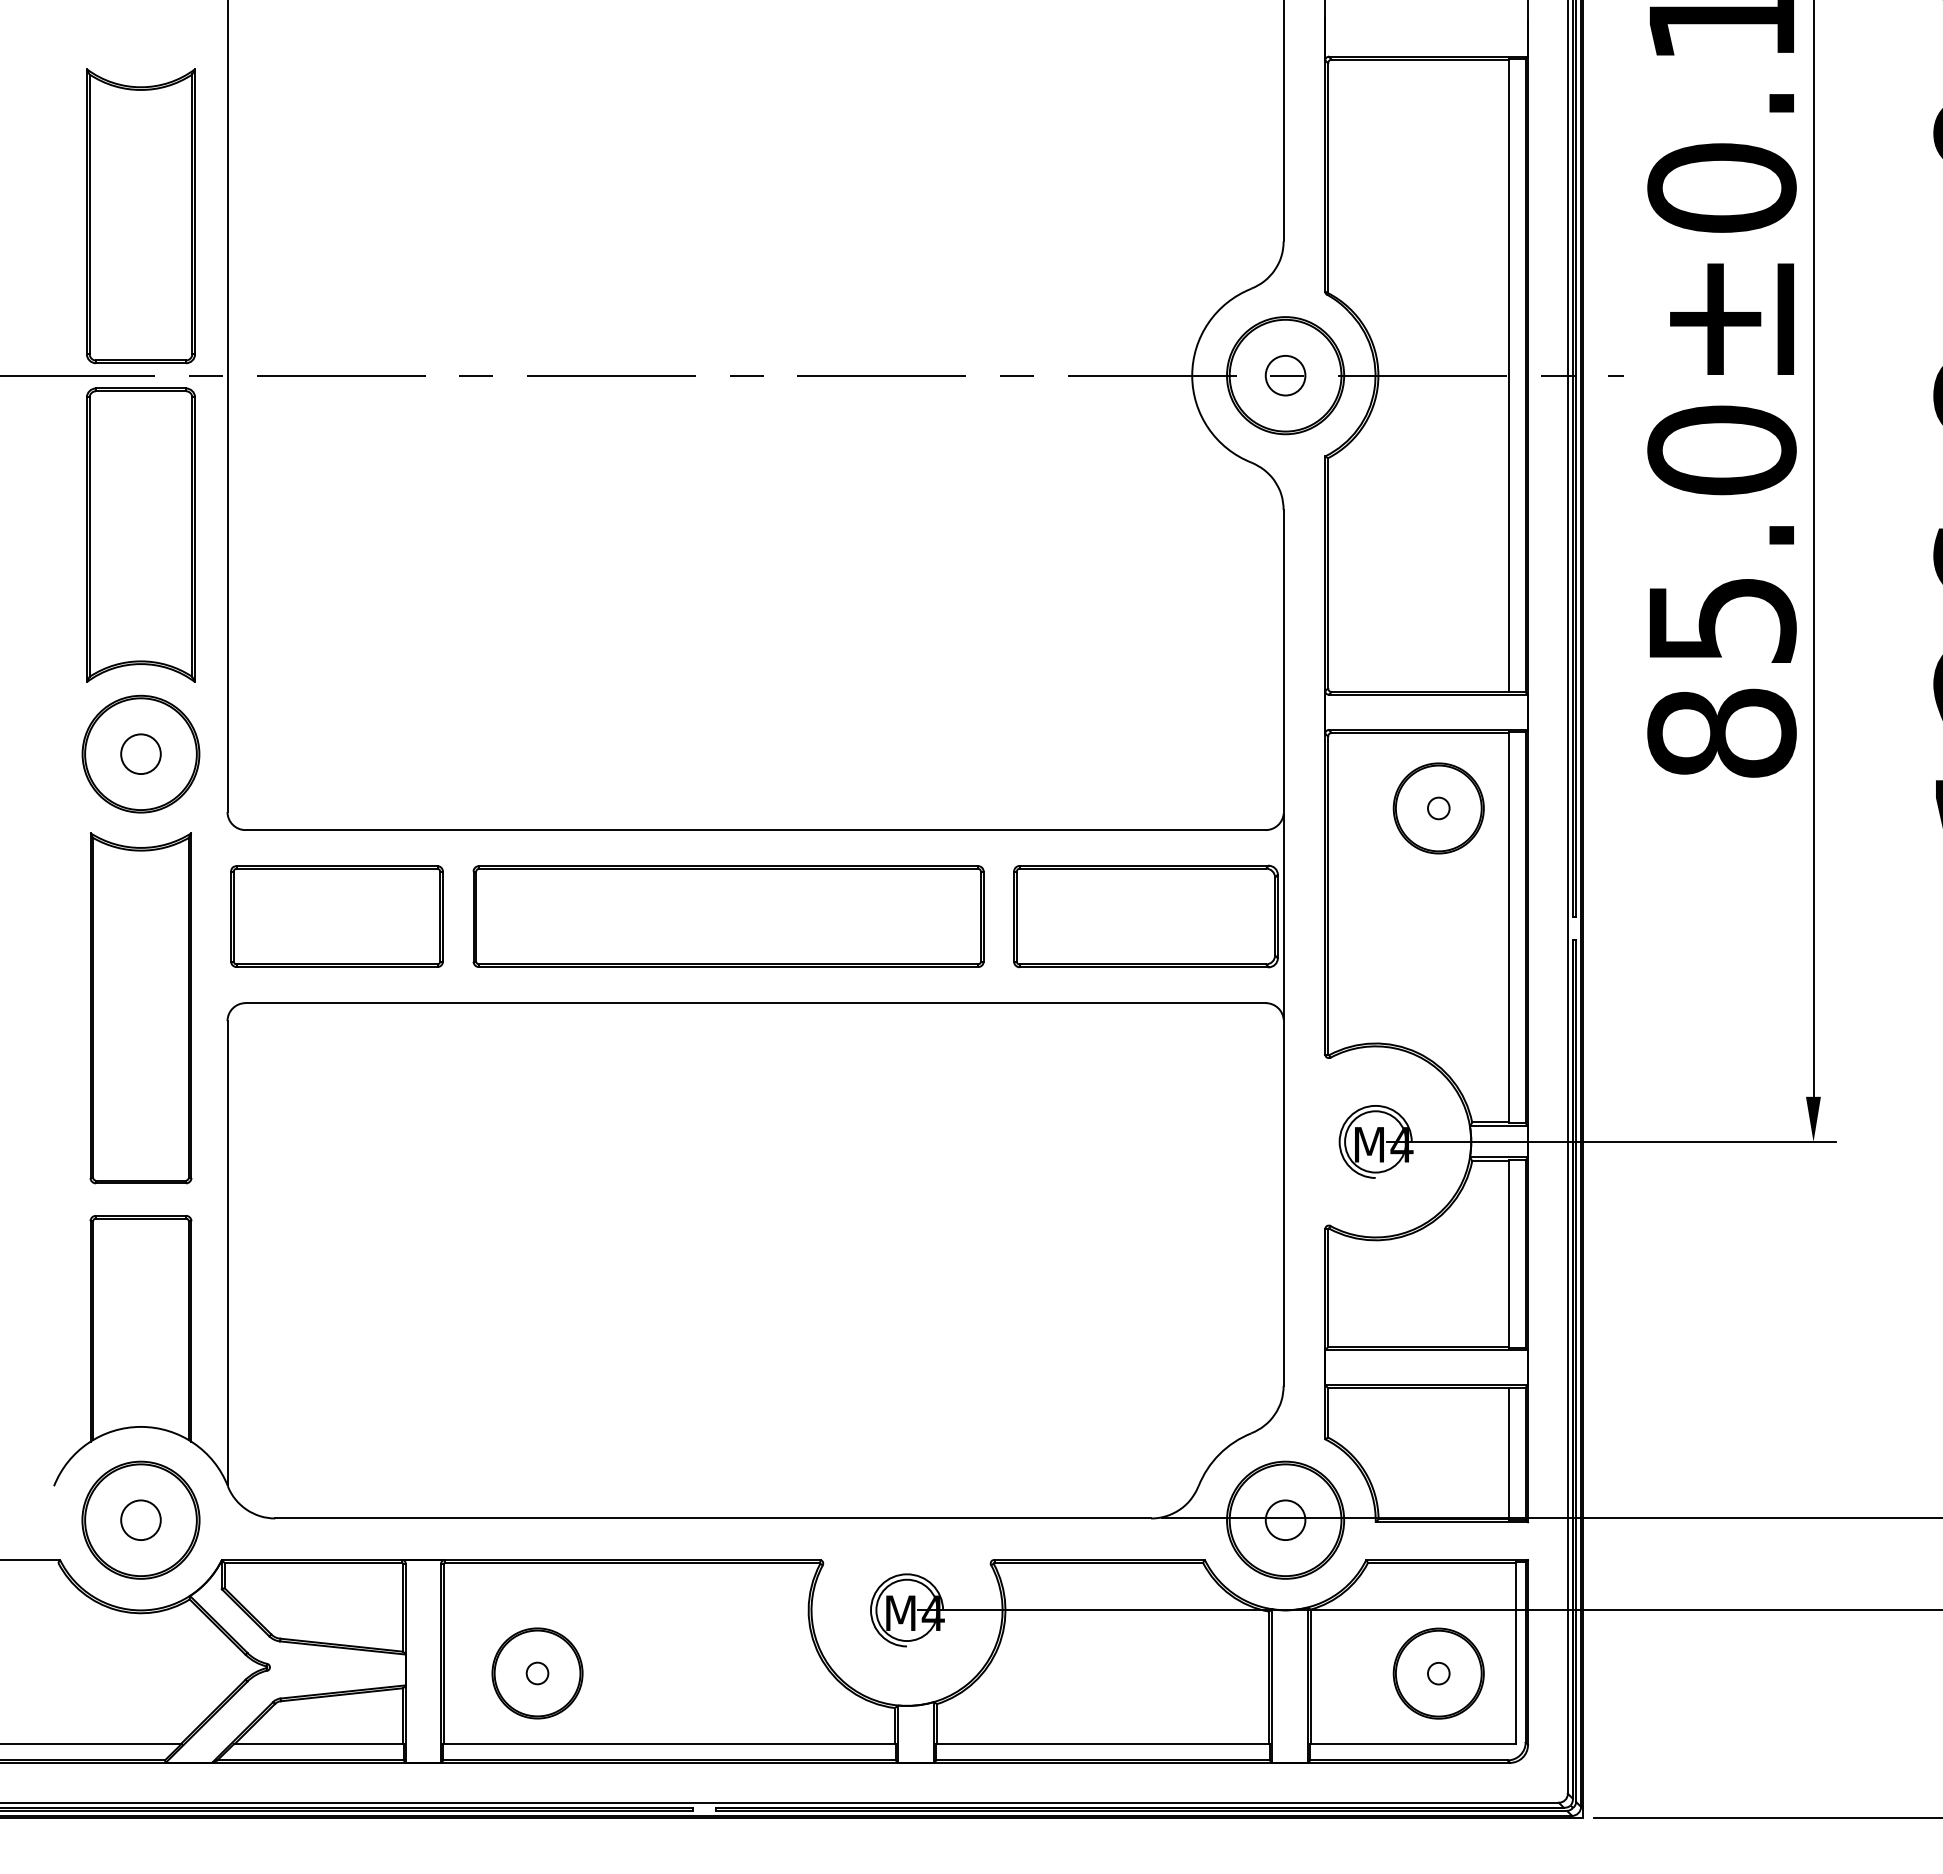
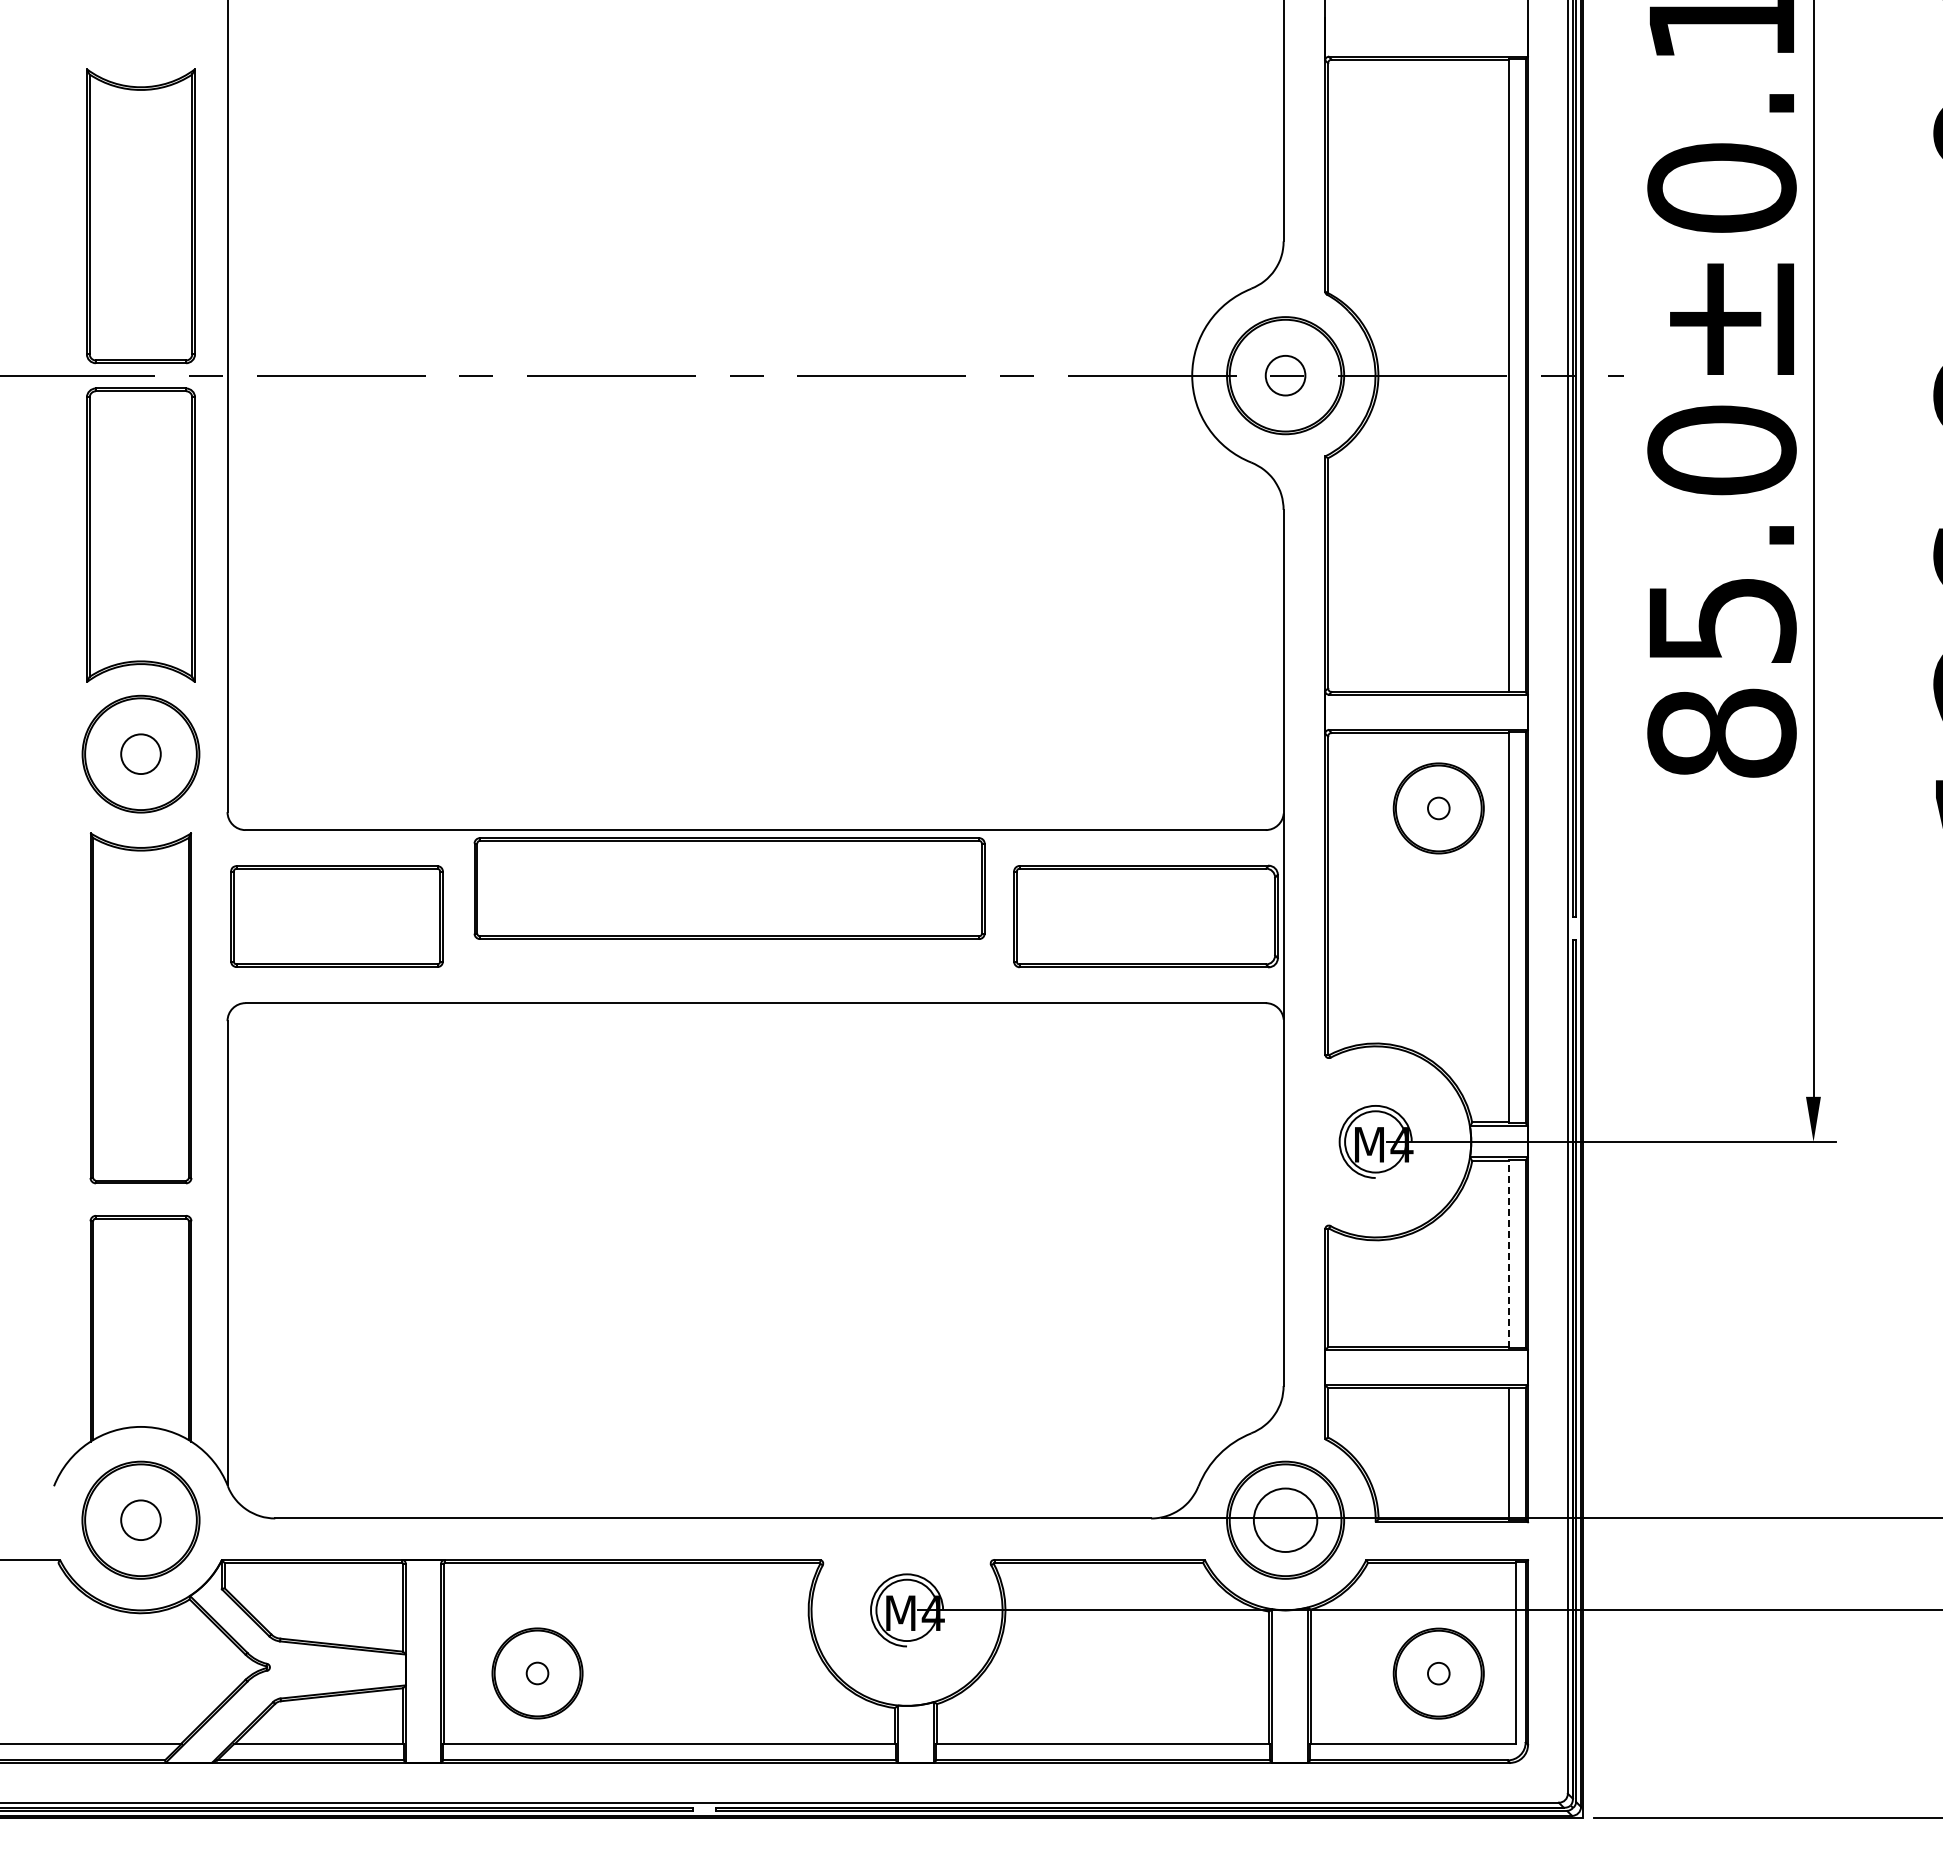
part position: (728, 916) -> (729, 888) (729, 888)
line: solid -> dashed (1509, 1254)
circle diameter: 40 px -> 63 px (1285, 1520)
